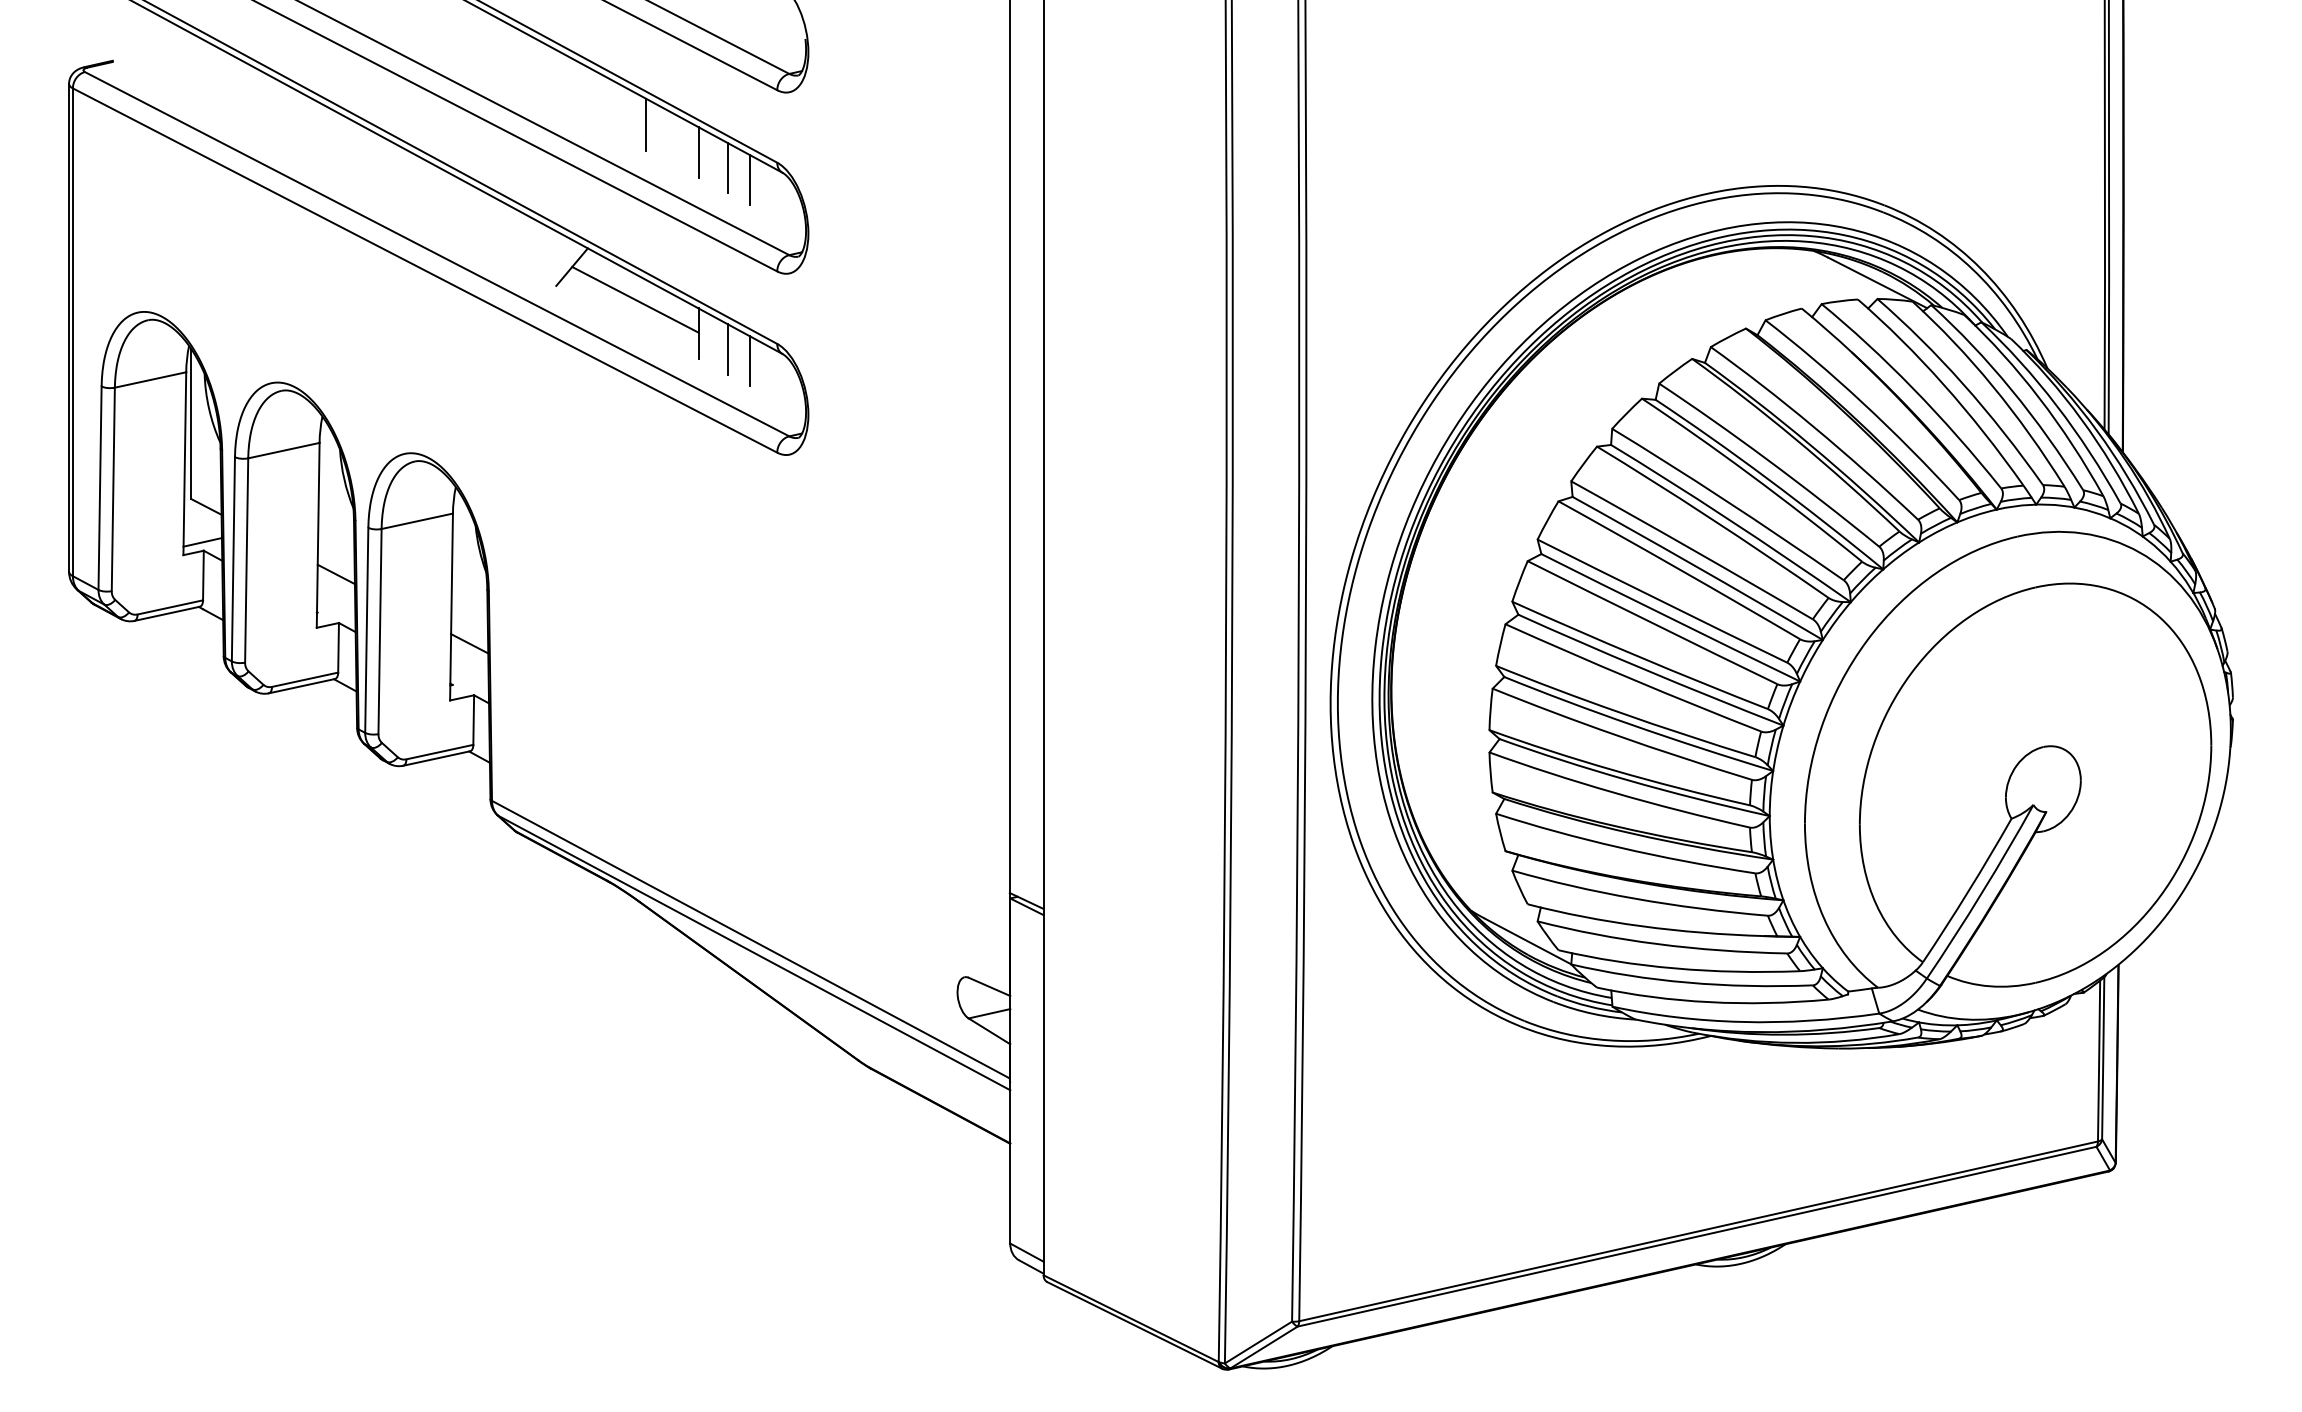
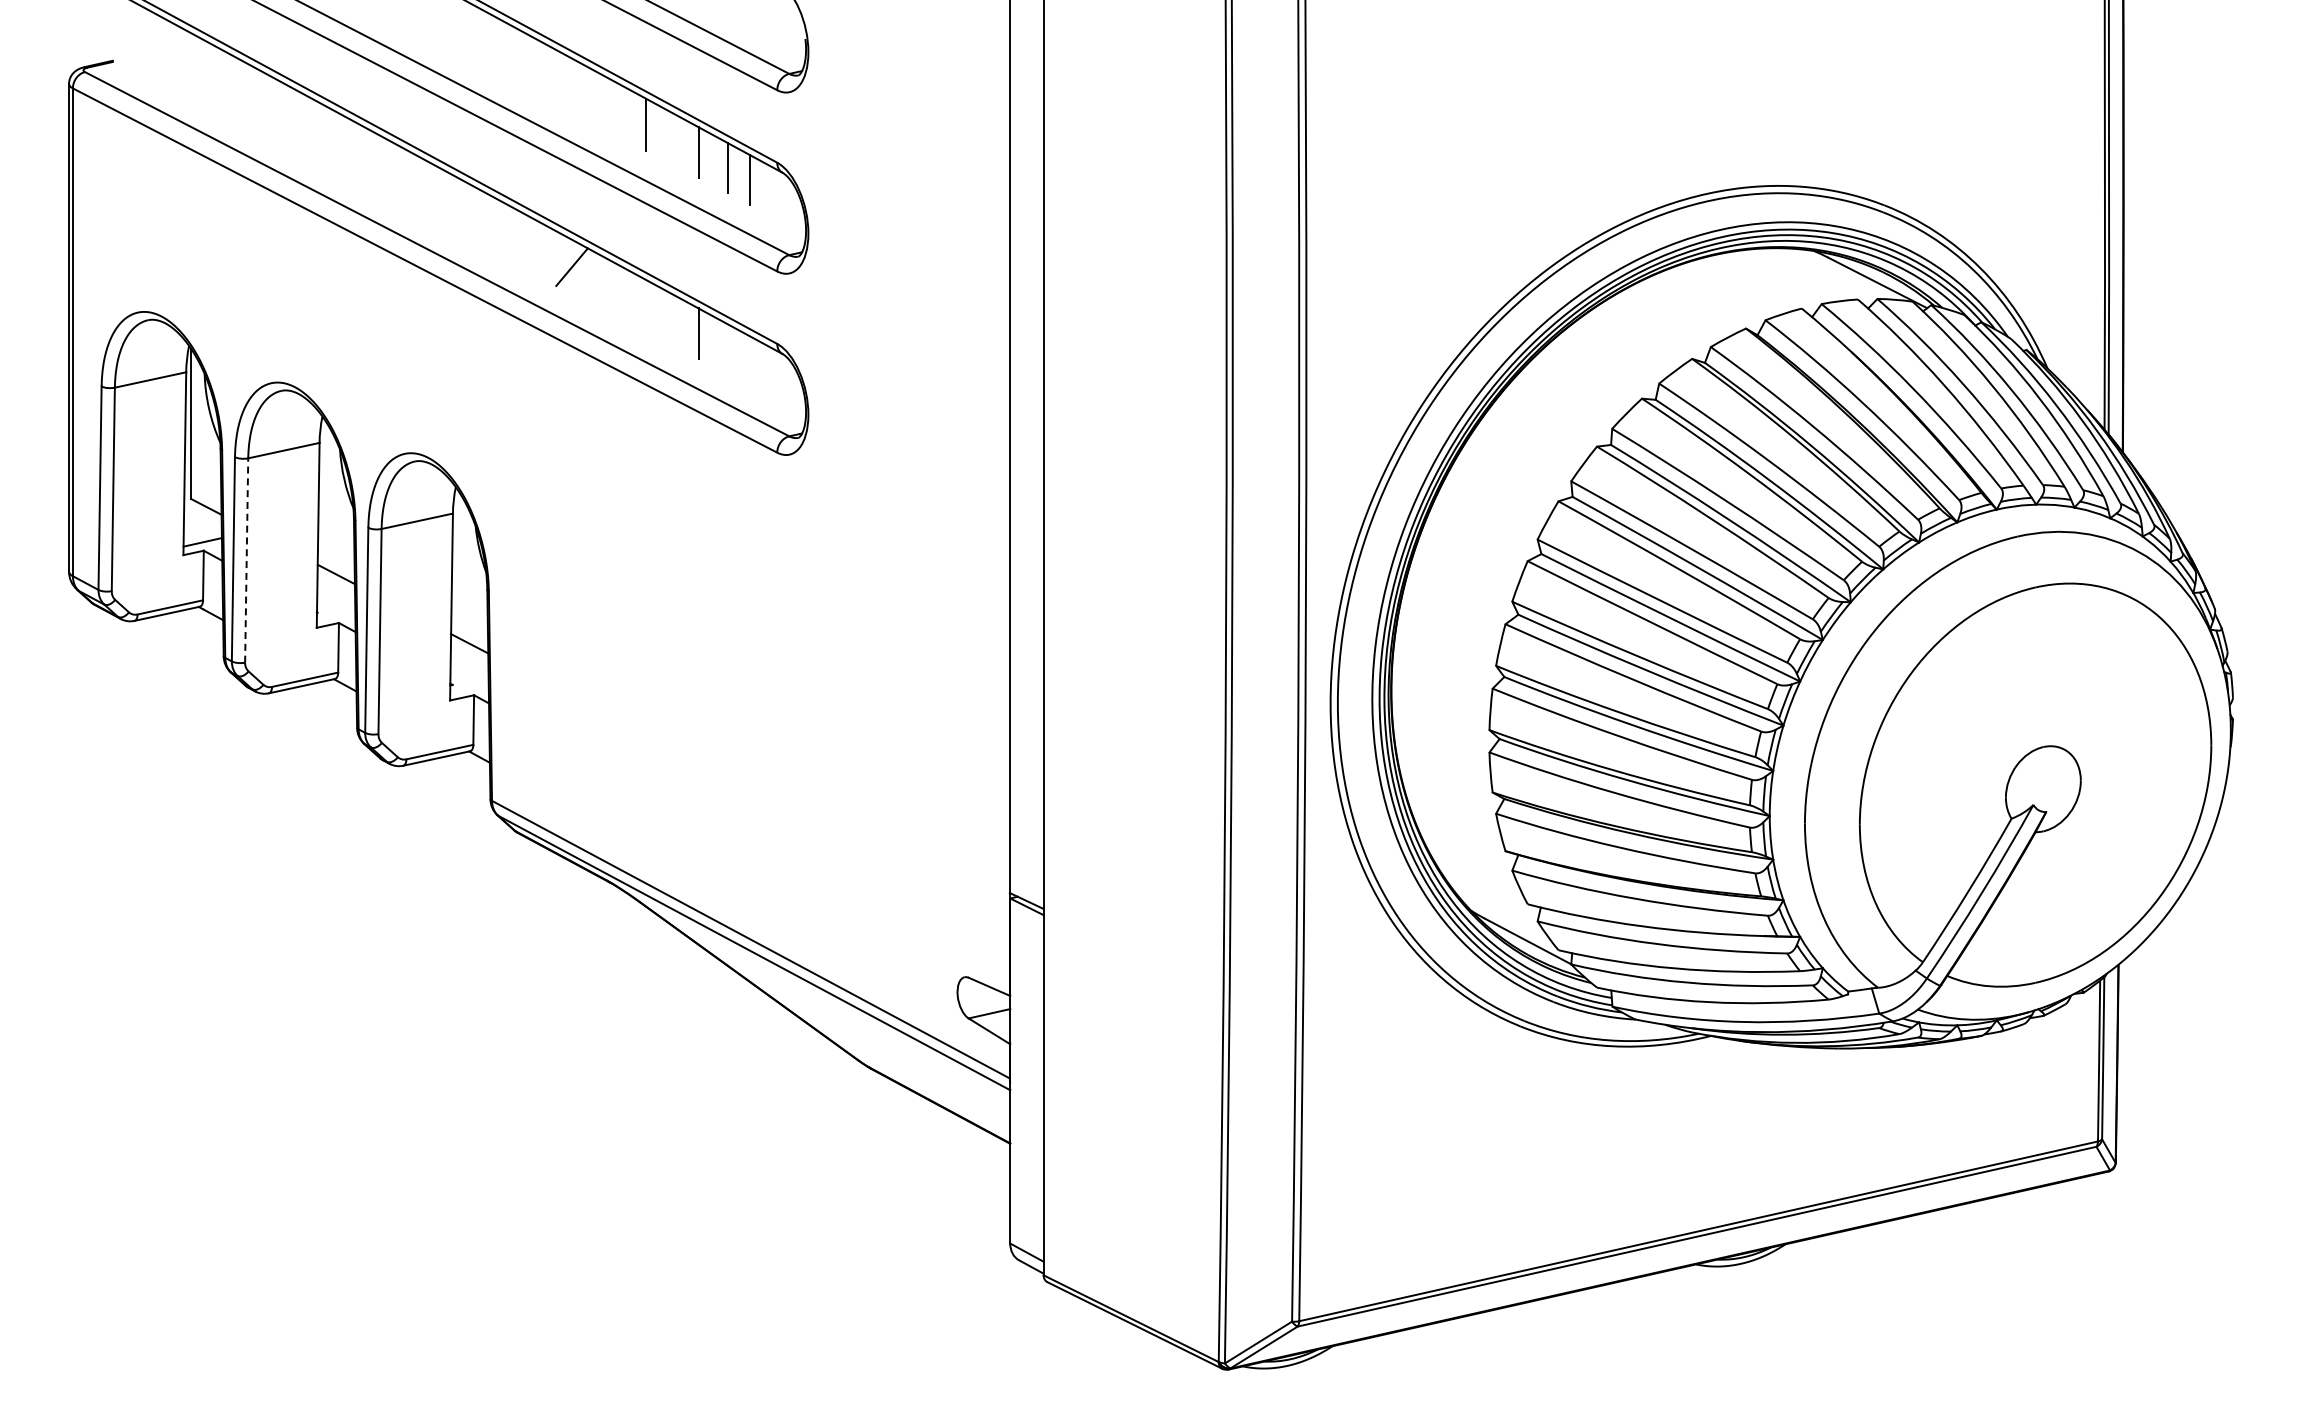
line: present -> none (635, 299)
line: present -> none (727, 349)
line: present -> none (749, 361)
line: solid -> dashed (246, 560)
